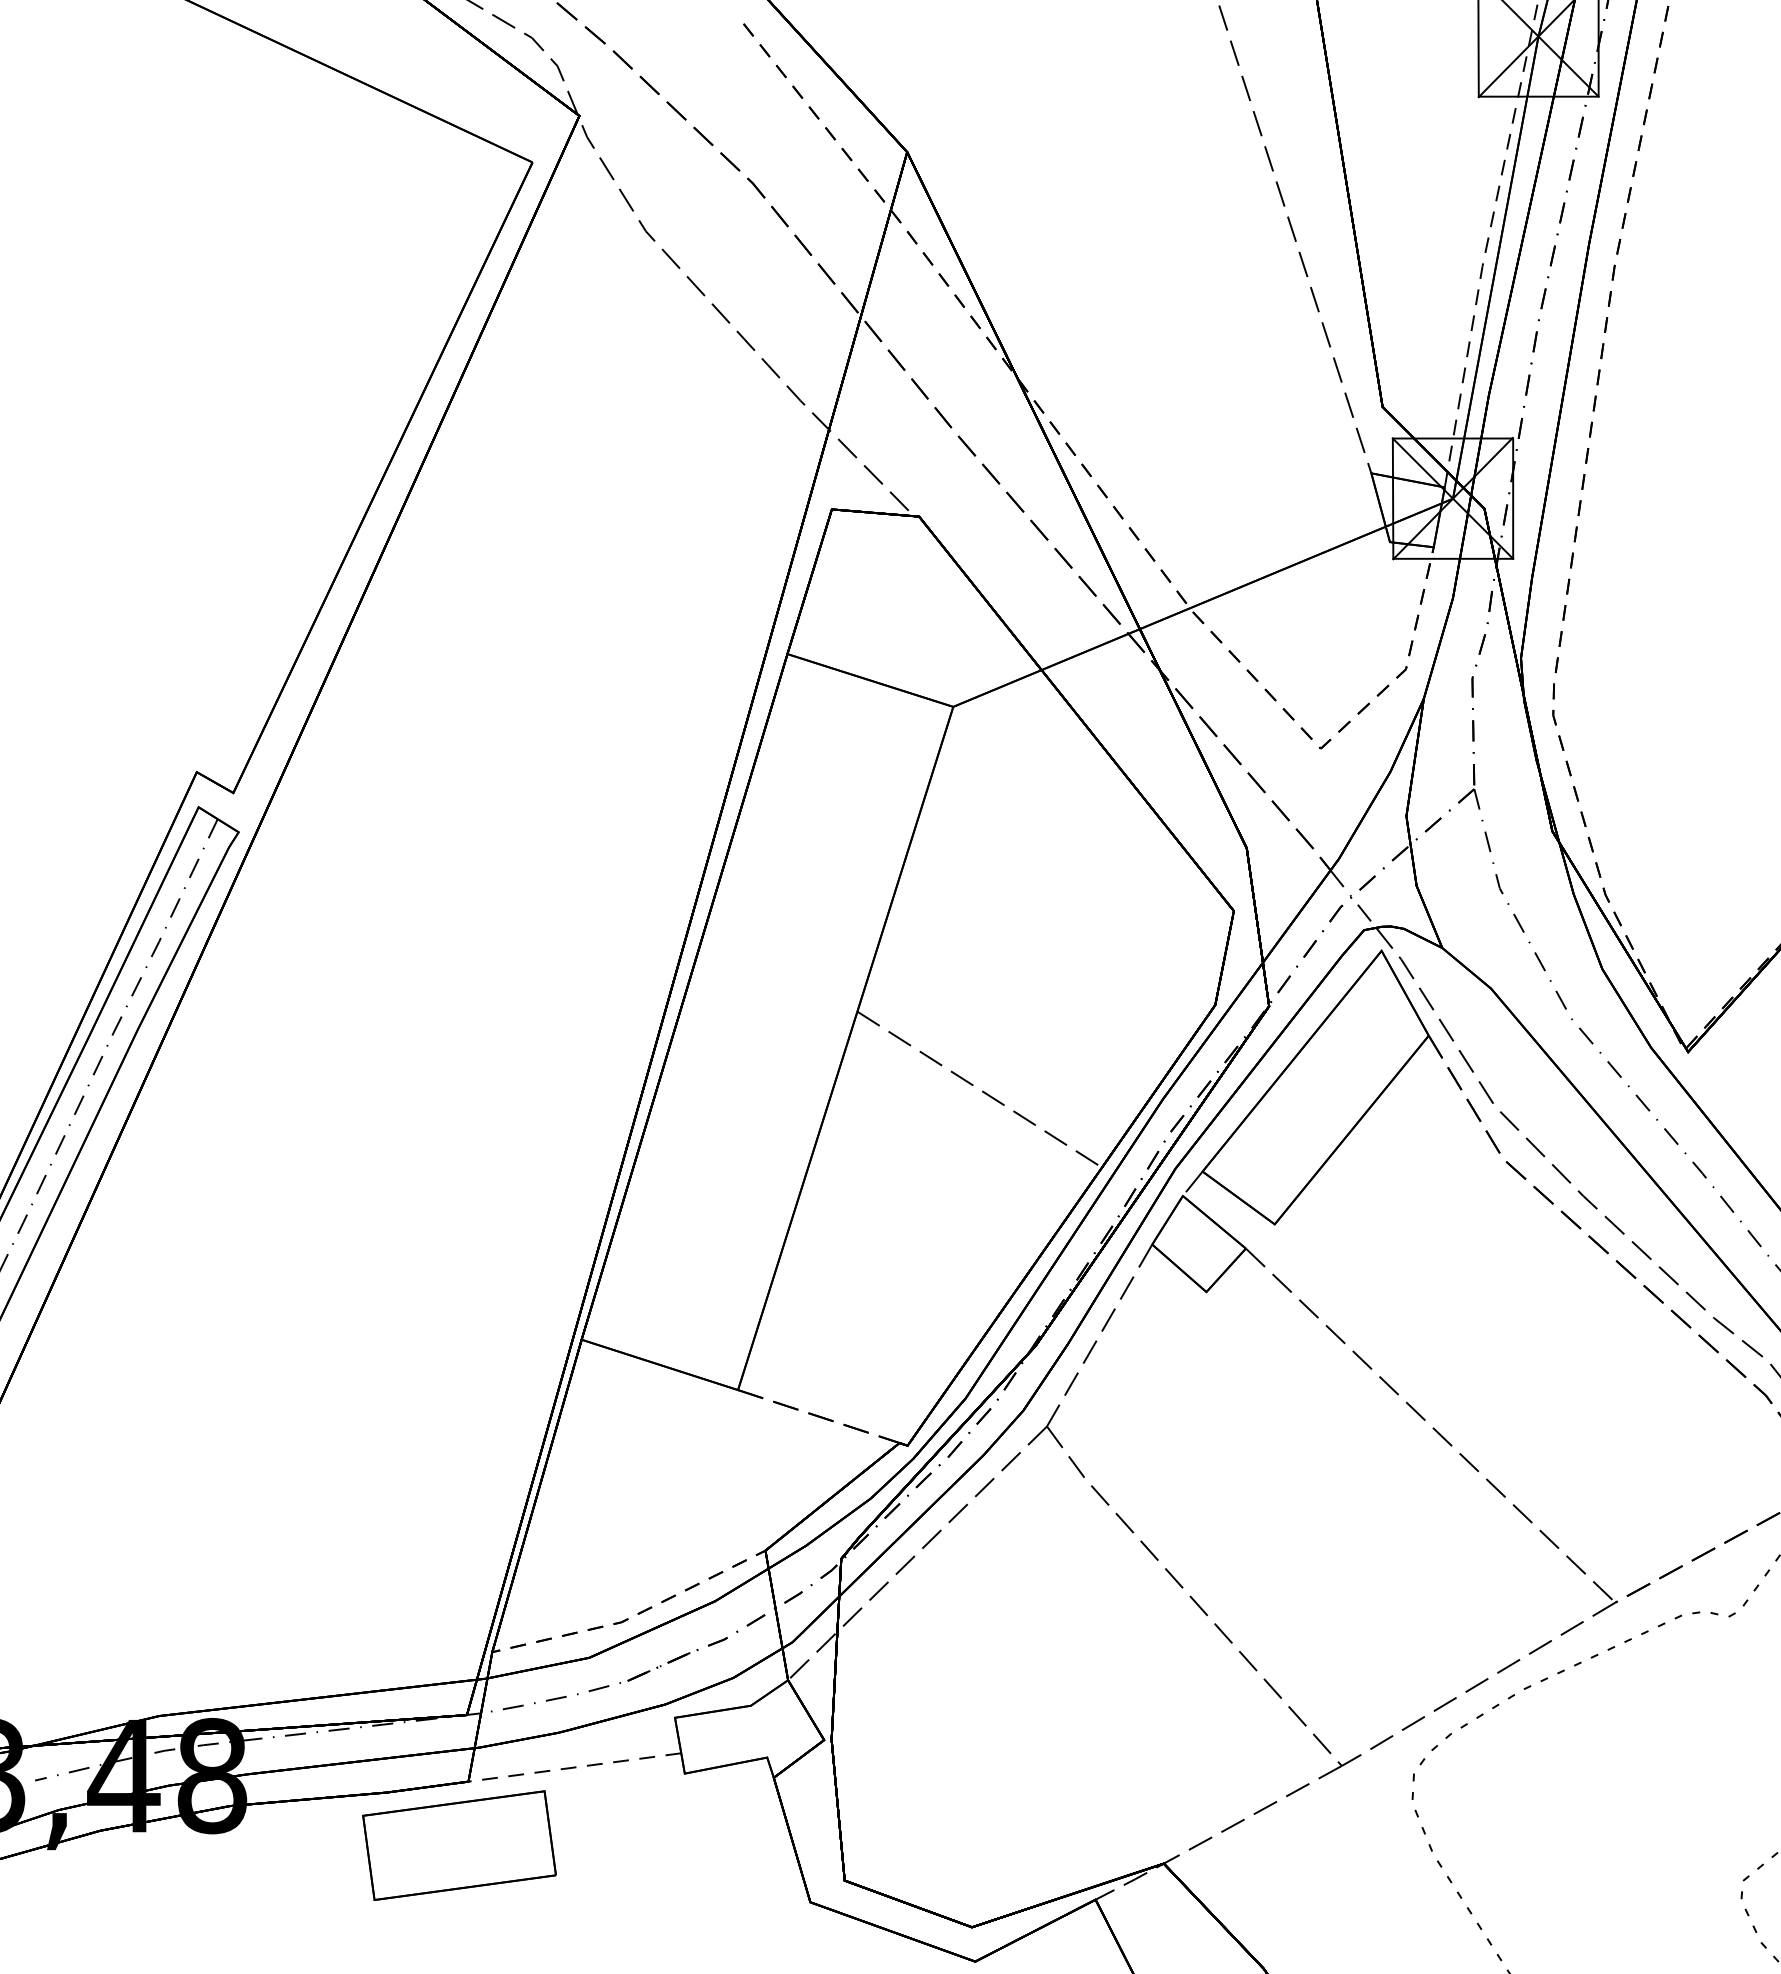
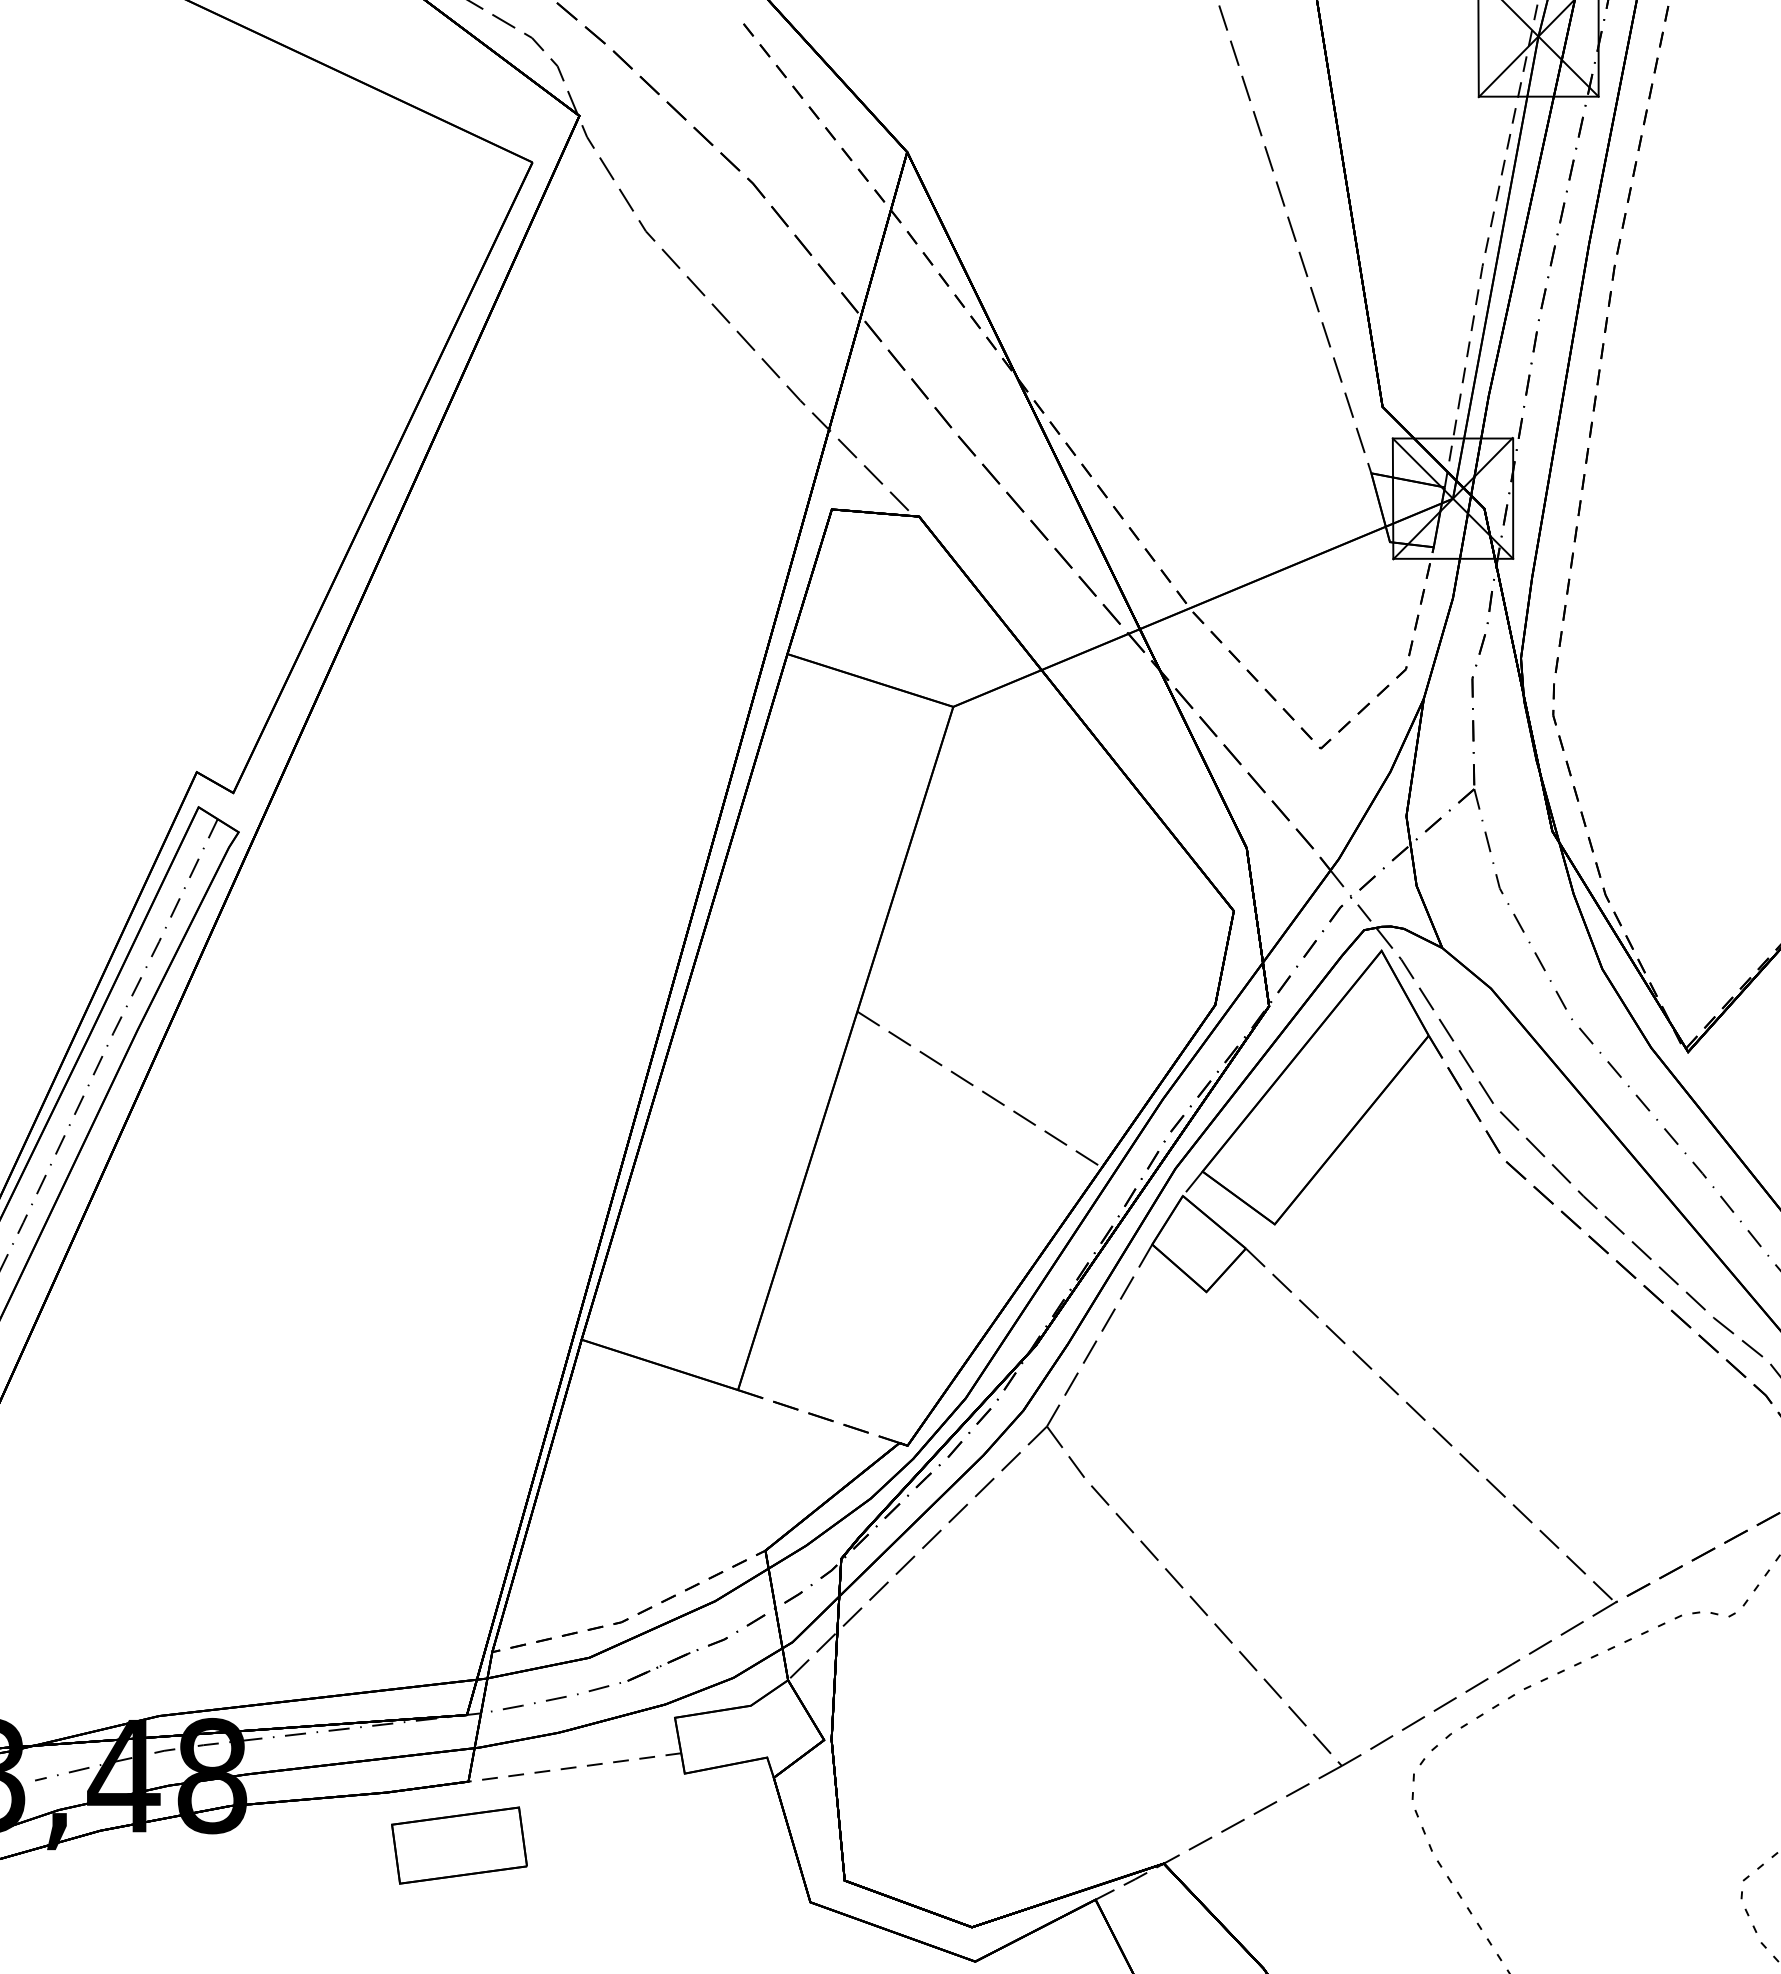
part size: 195x111 px -> 137x79 px (459, 1845)
